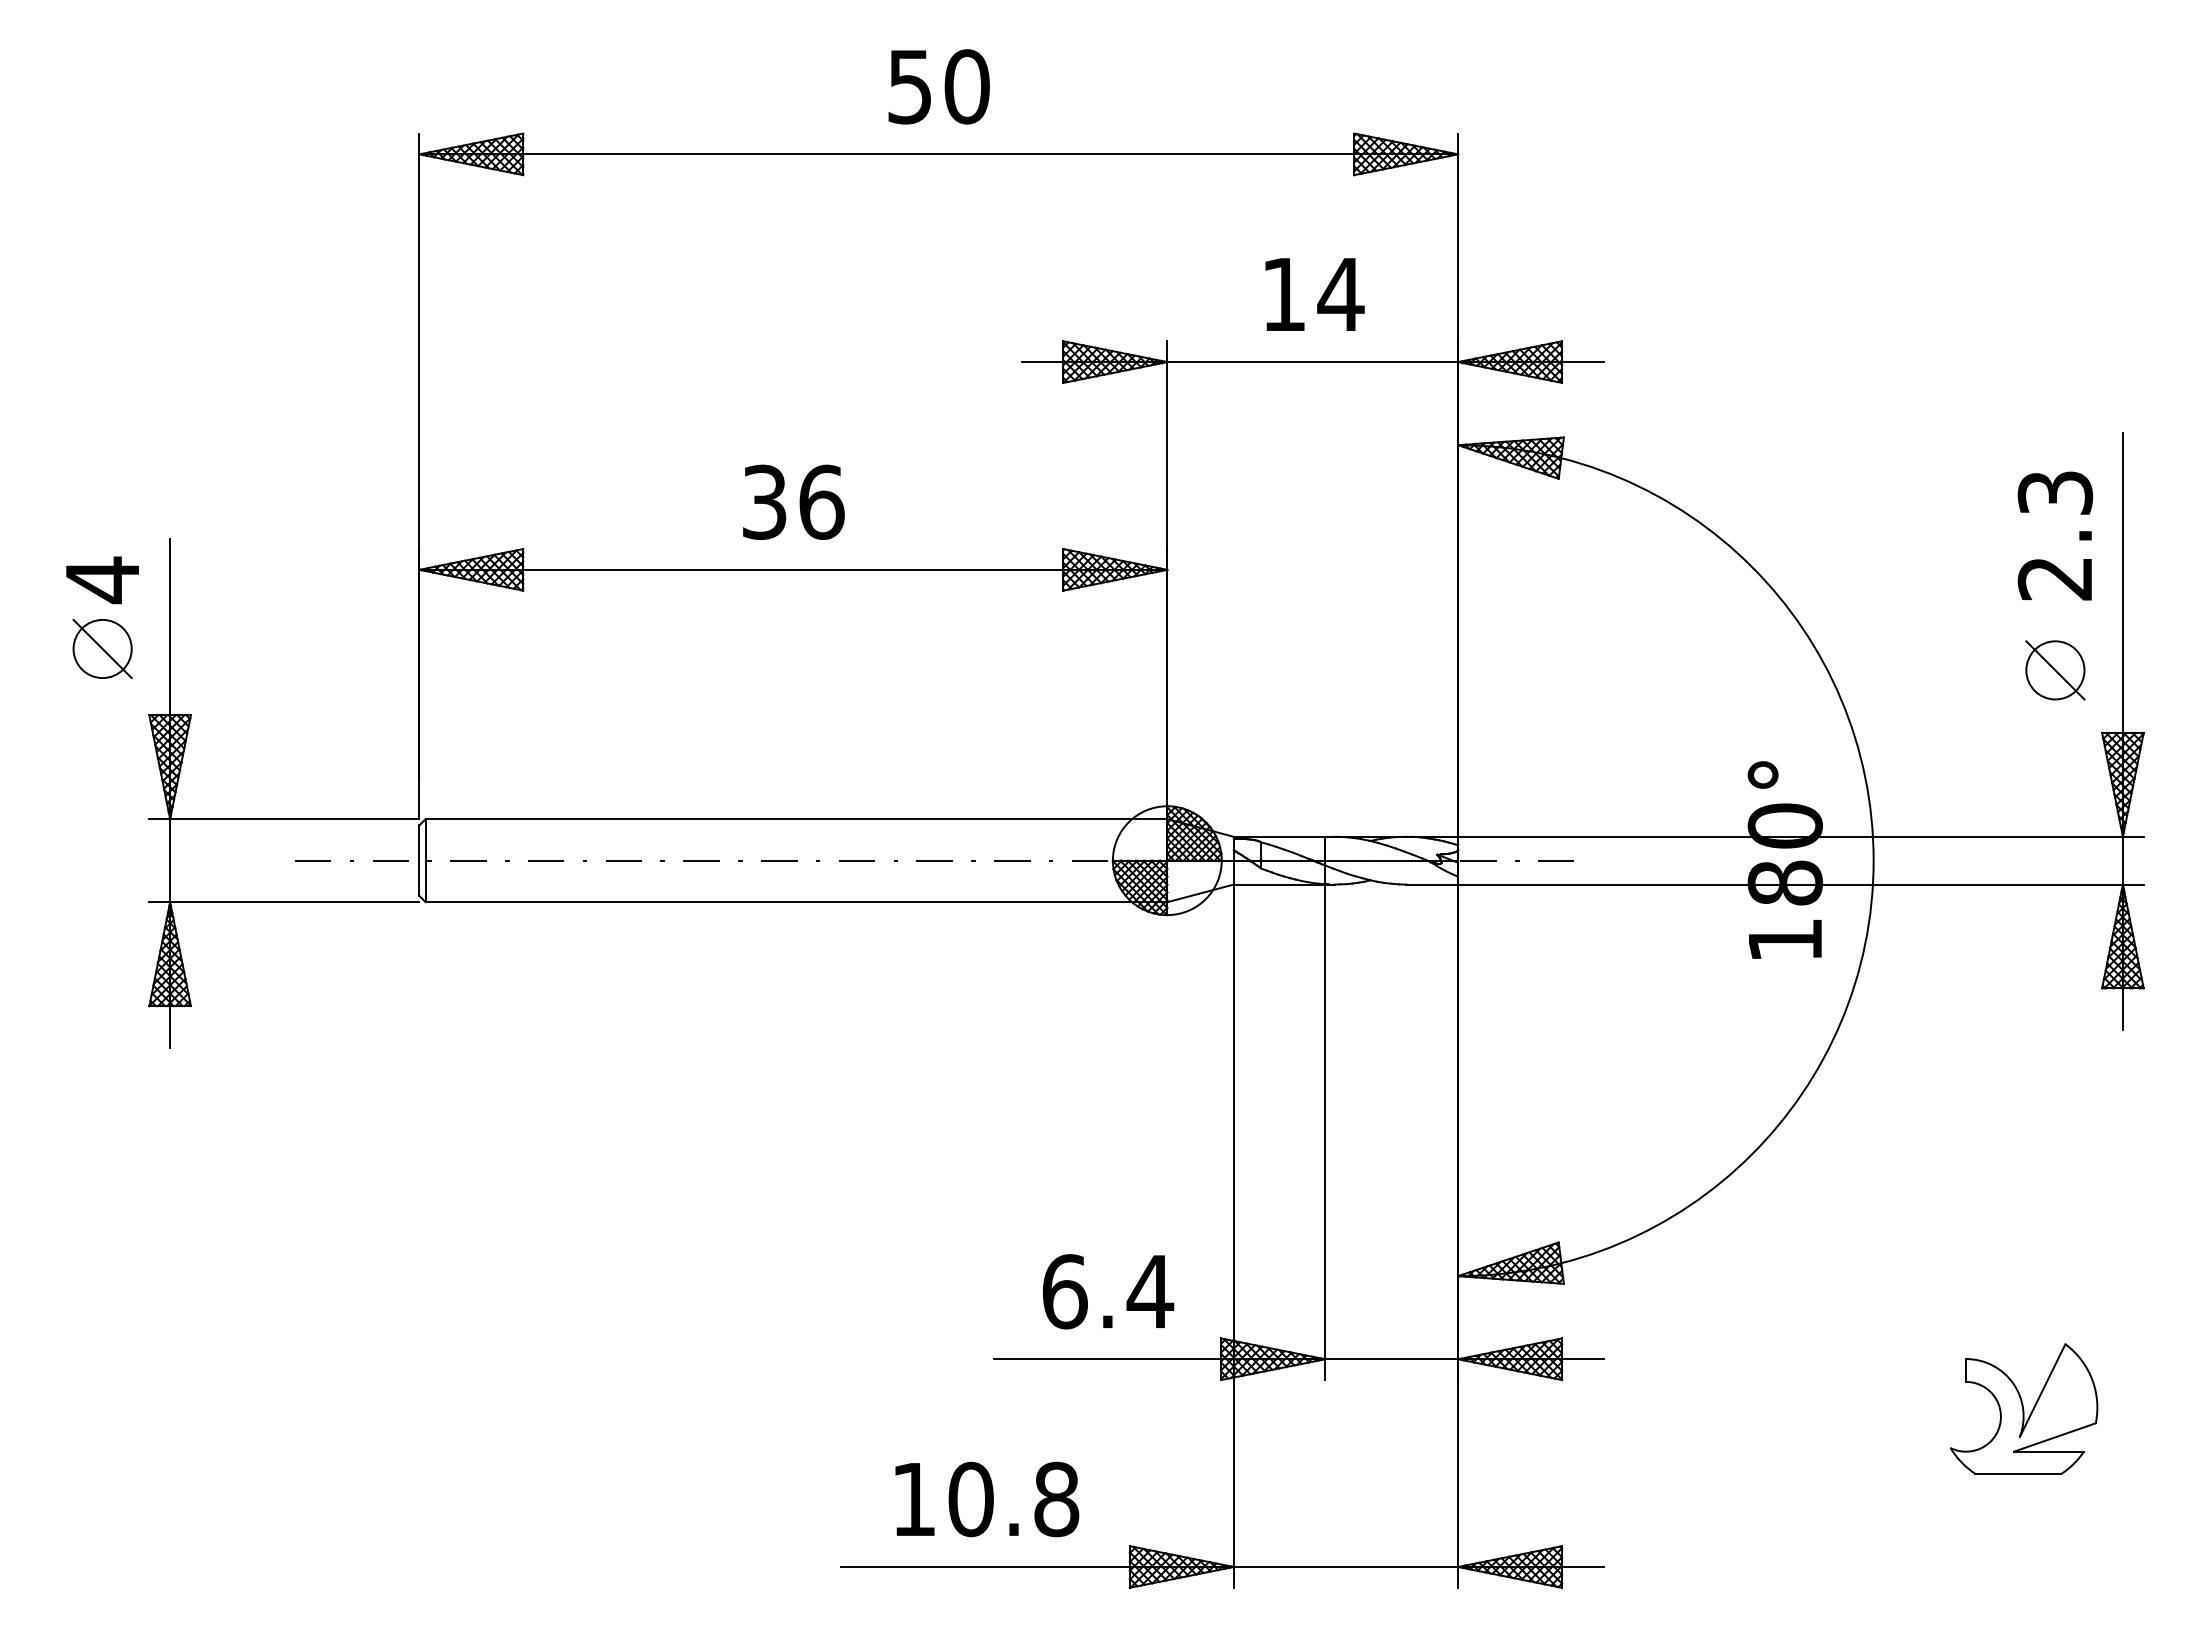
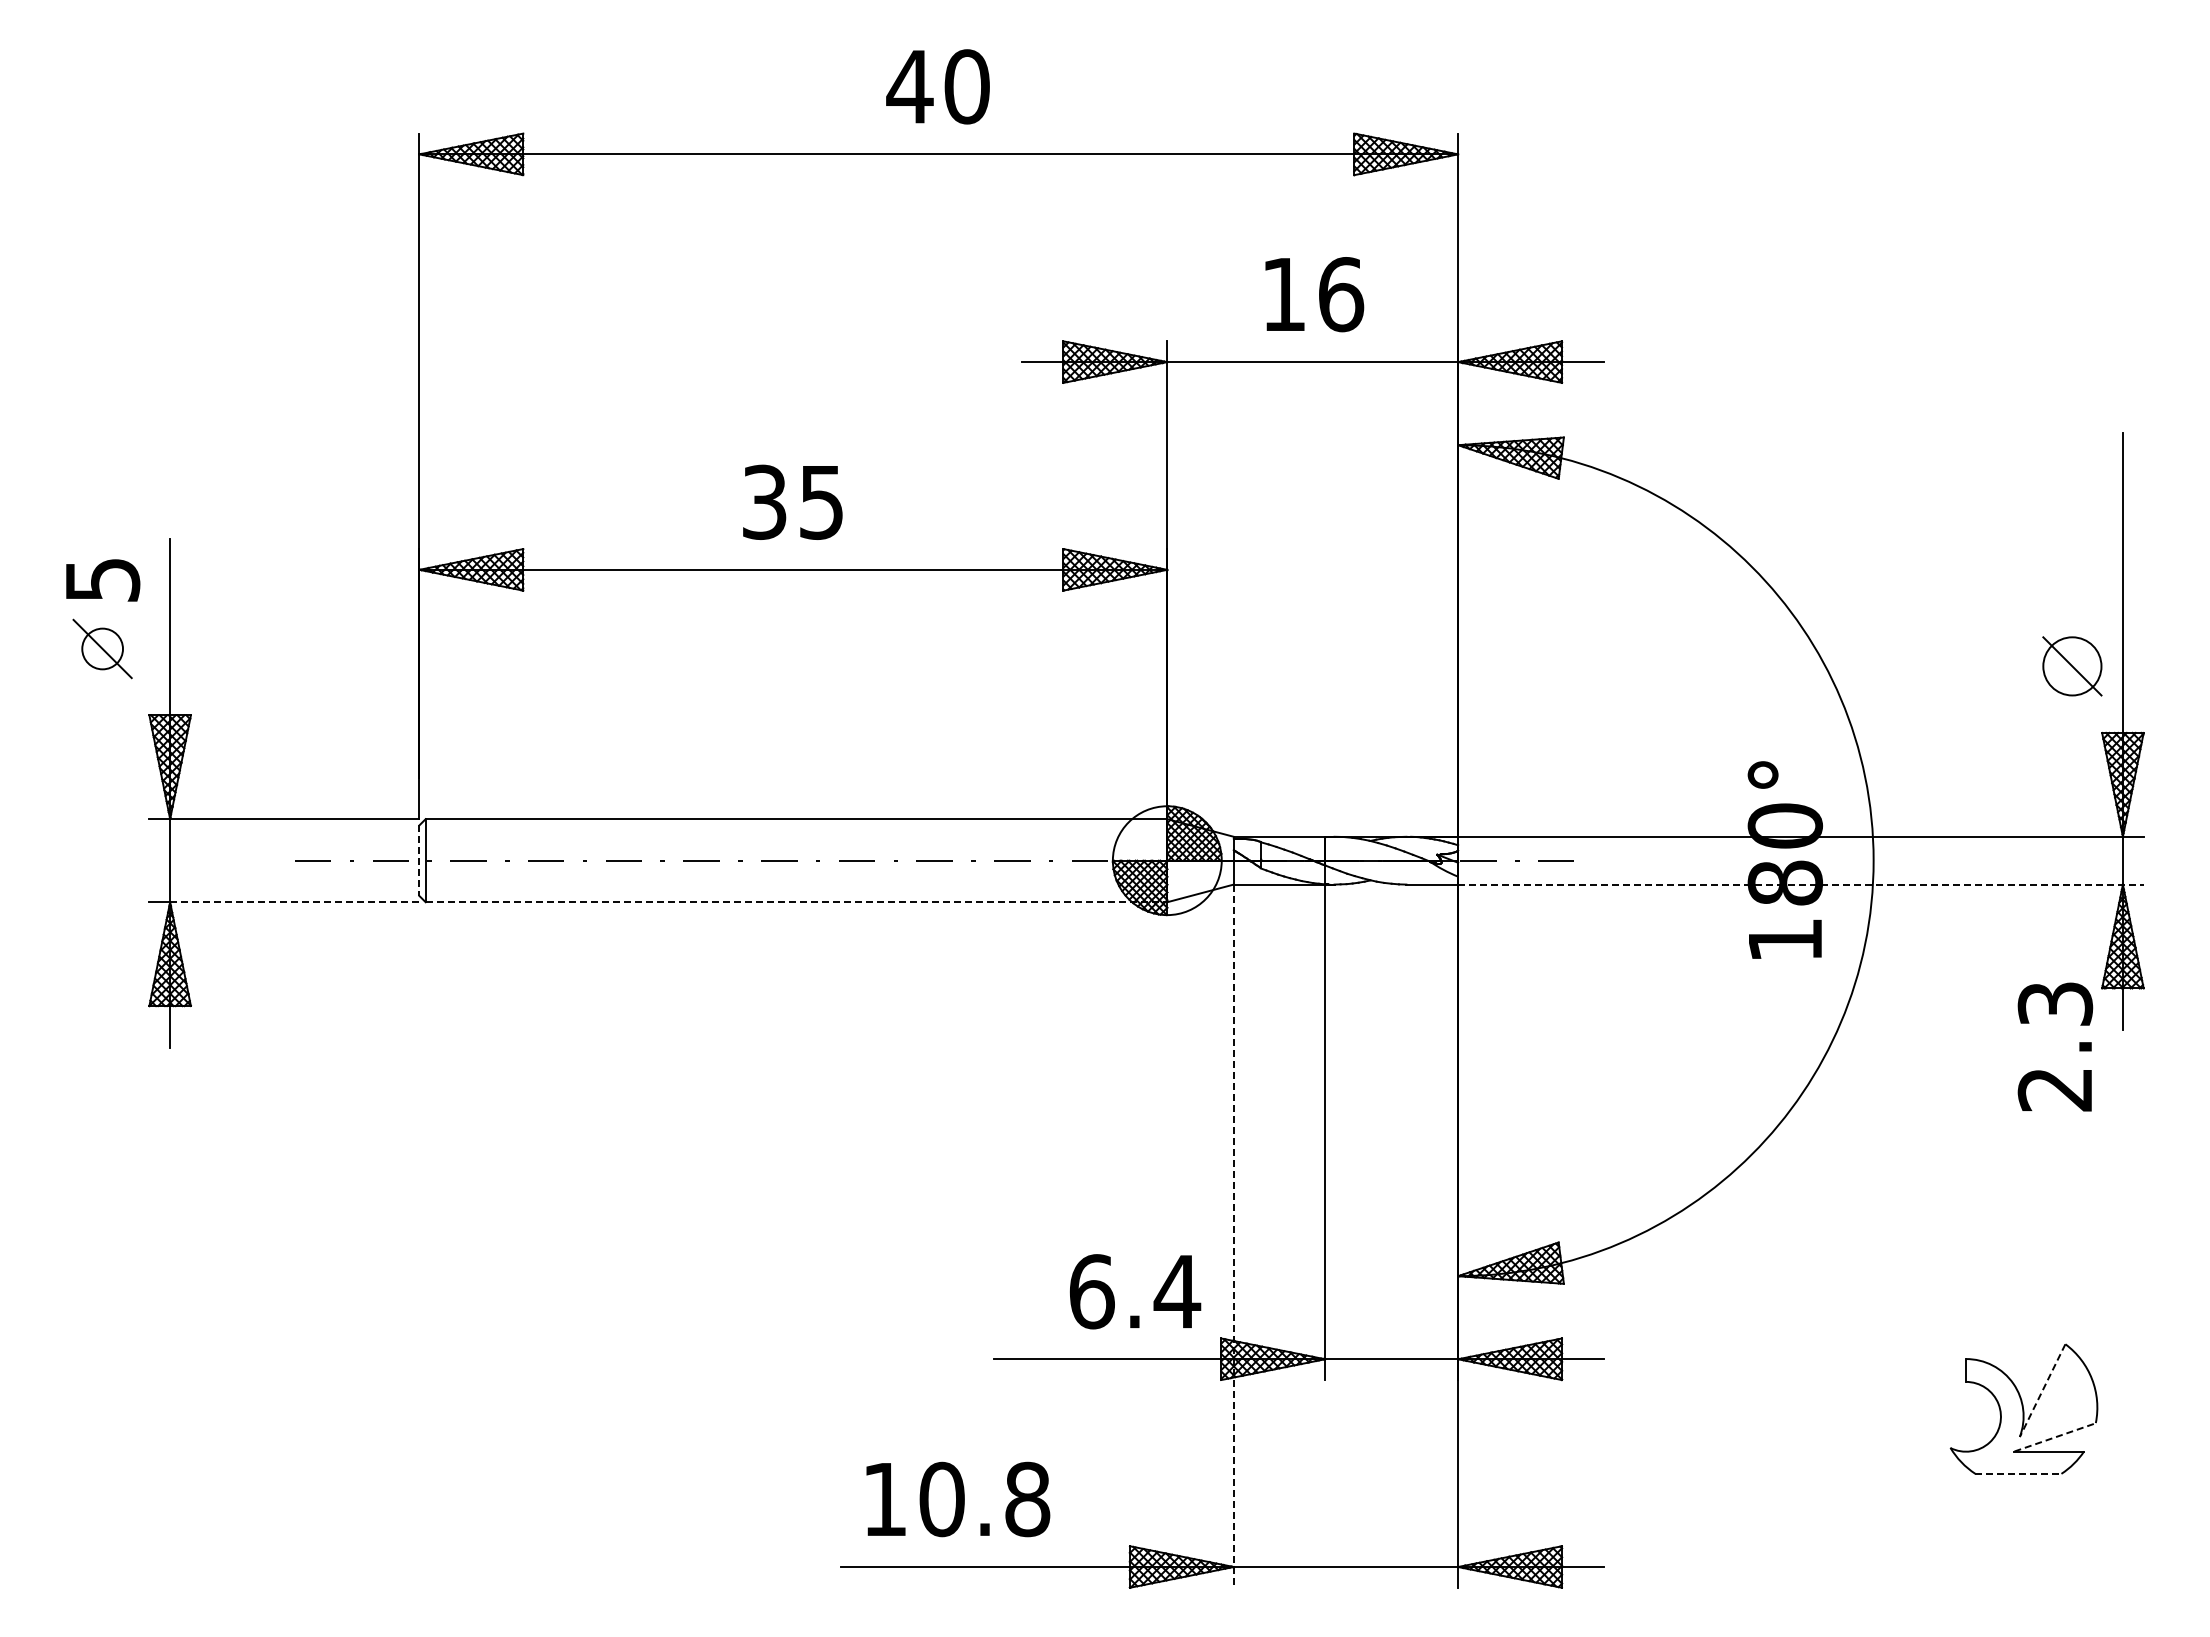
text: 50 -> 40 (909, 87)
text: 14 -> 16 (1340, 294)
text: 36 -> 35 (821, 501)
text position: (2055, 535) -> (2055, 1046) (2055, 1046)
text: 4 -> 5 (103, 580)
circle diameter: 58 px -> 41 px (102, 648)
part position: (2055, 670) -> (2072, 666) (2072, 666)
line: solid -> dashed (419, 861)
line: solid -> dashed (1800, 884)
line: solid -> dashed (294, 902)
line: solid -> dashed (796, 902)
line: solid -> dashed (1233, 1236)
text position: (1108, 1291) -> (1135, 1291) (1135, 1291)
line: solid -> dashed (2042, 1390)
line: solid -> dashed (2055, 1437)
line: solid -> dashed (2018, 1473)
text position: (987, 1499) -> (958, 1499) (958, 1499)
